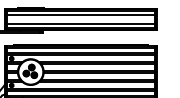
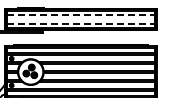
line: solid -> dashed (81, 15)
line: solid -> dashed (81, 23)
